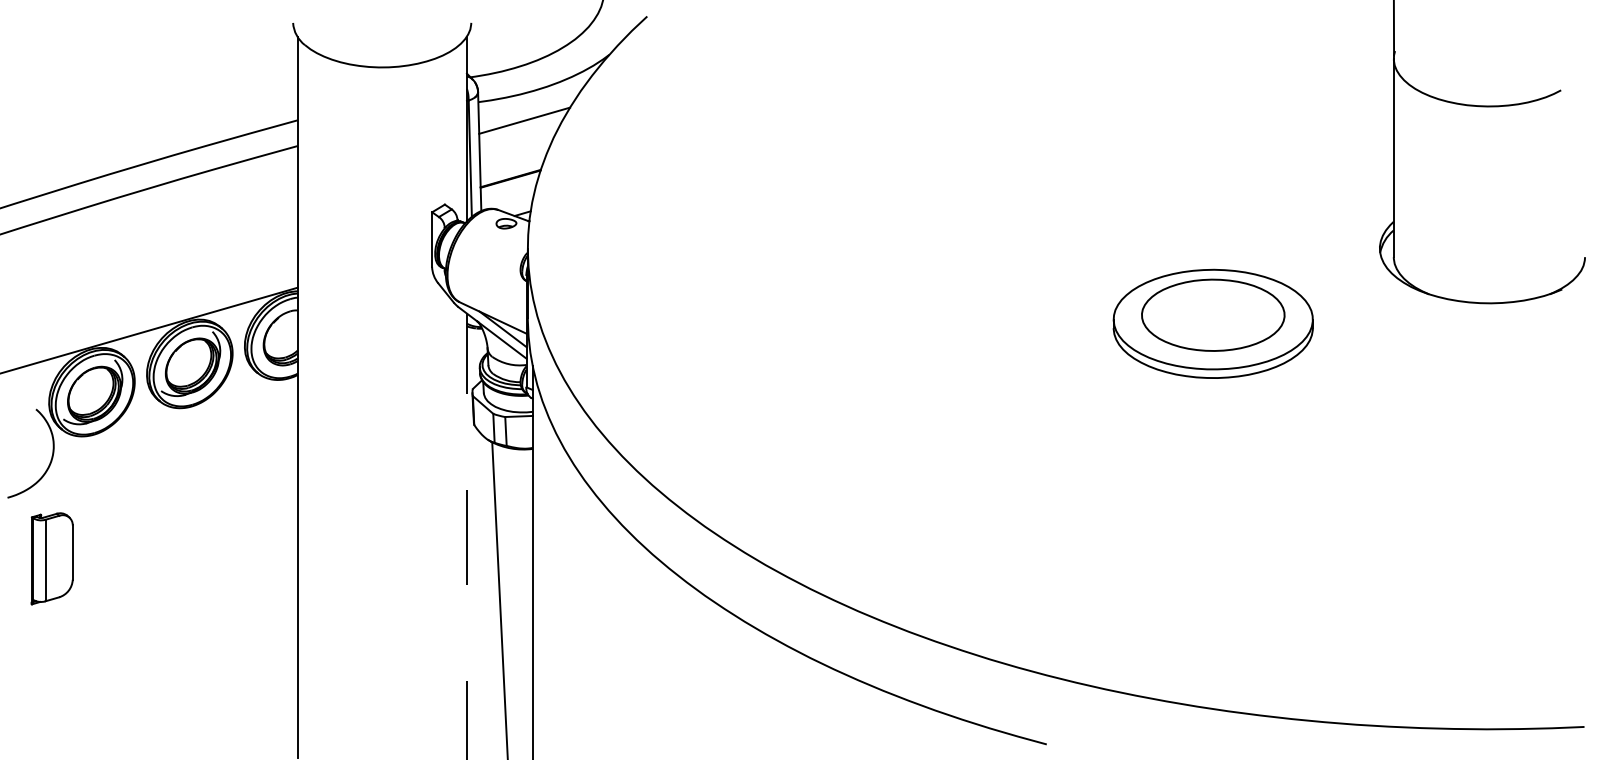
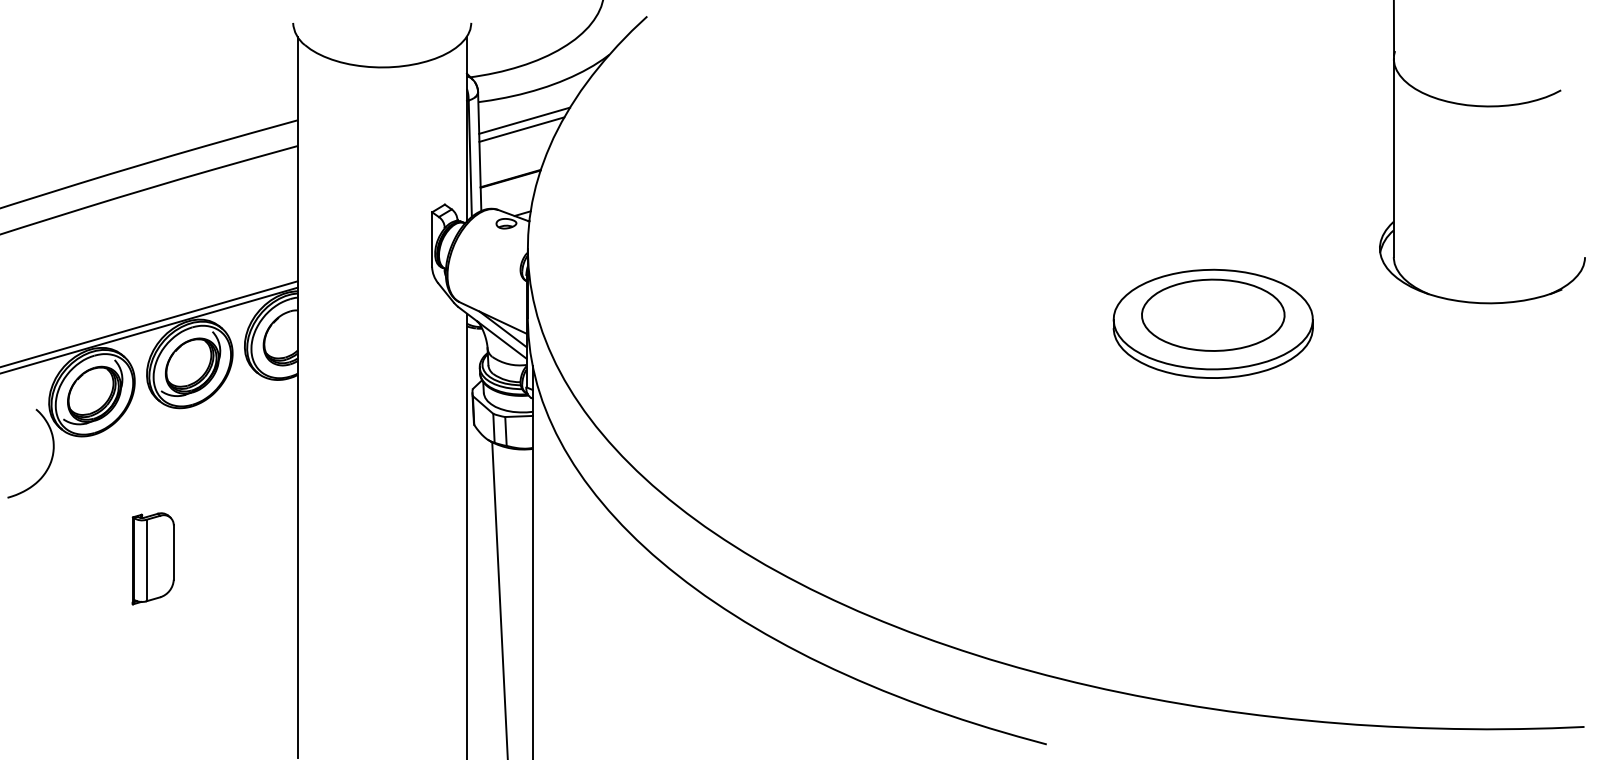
line: none -> present (521, 129)
line: none -> present (149, 323)
line: dashed -> solid (466, 536)
part position: (51, 558) -> (152, 558) (152, 558)
